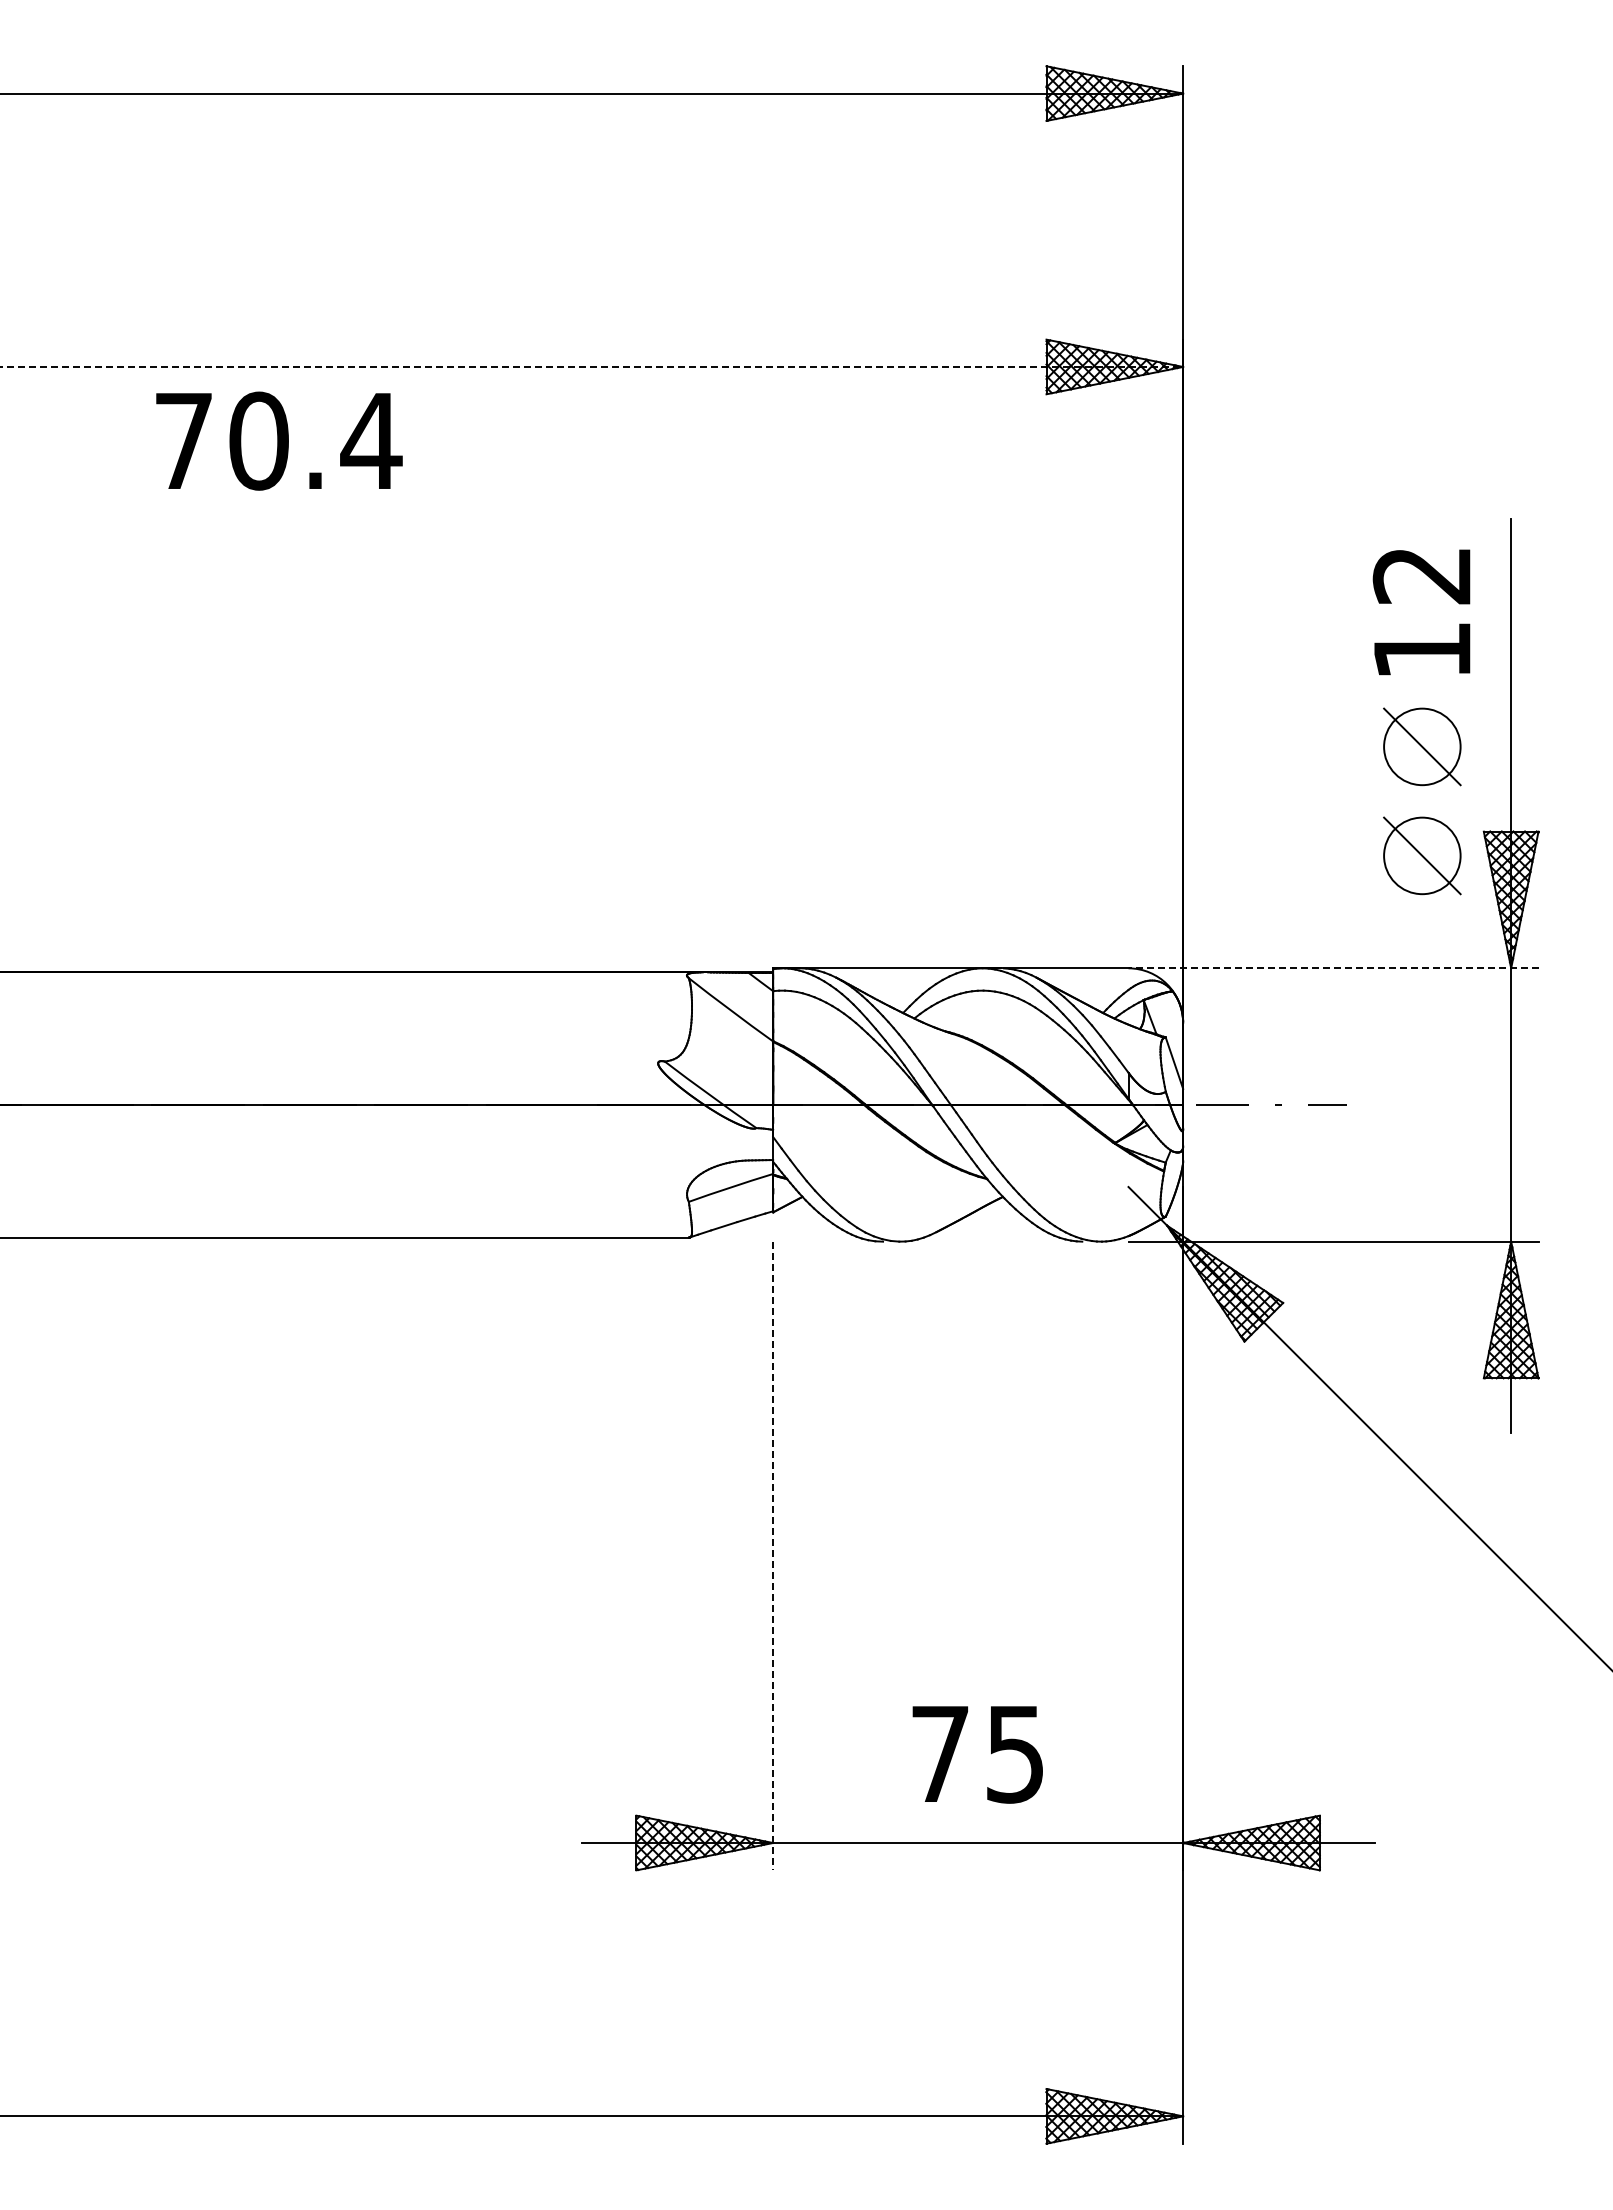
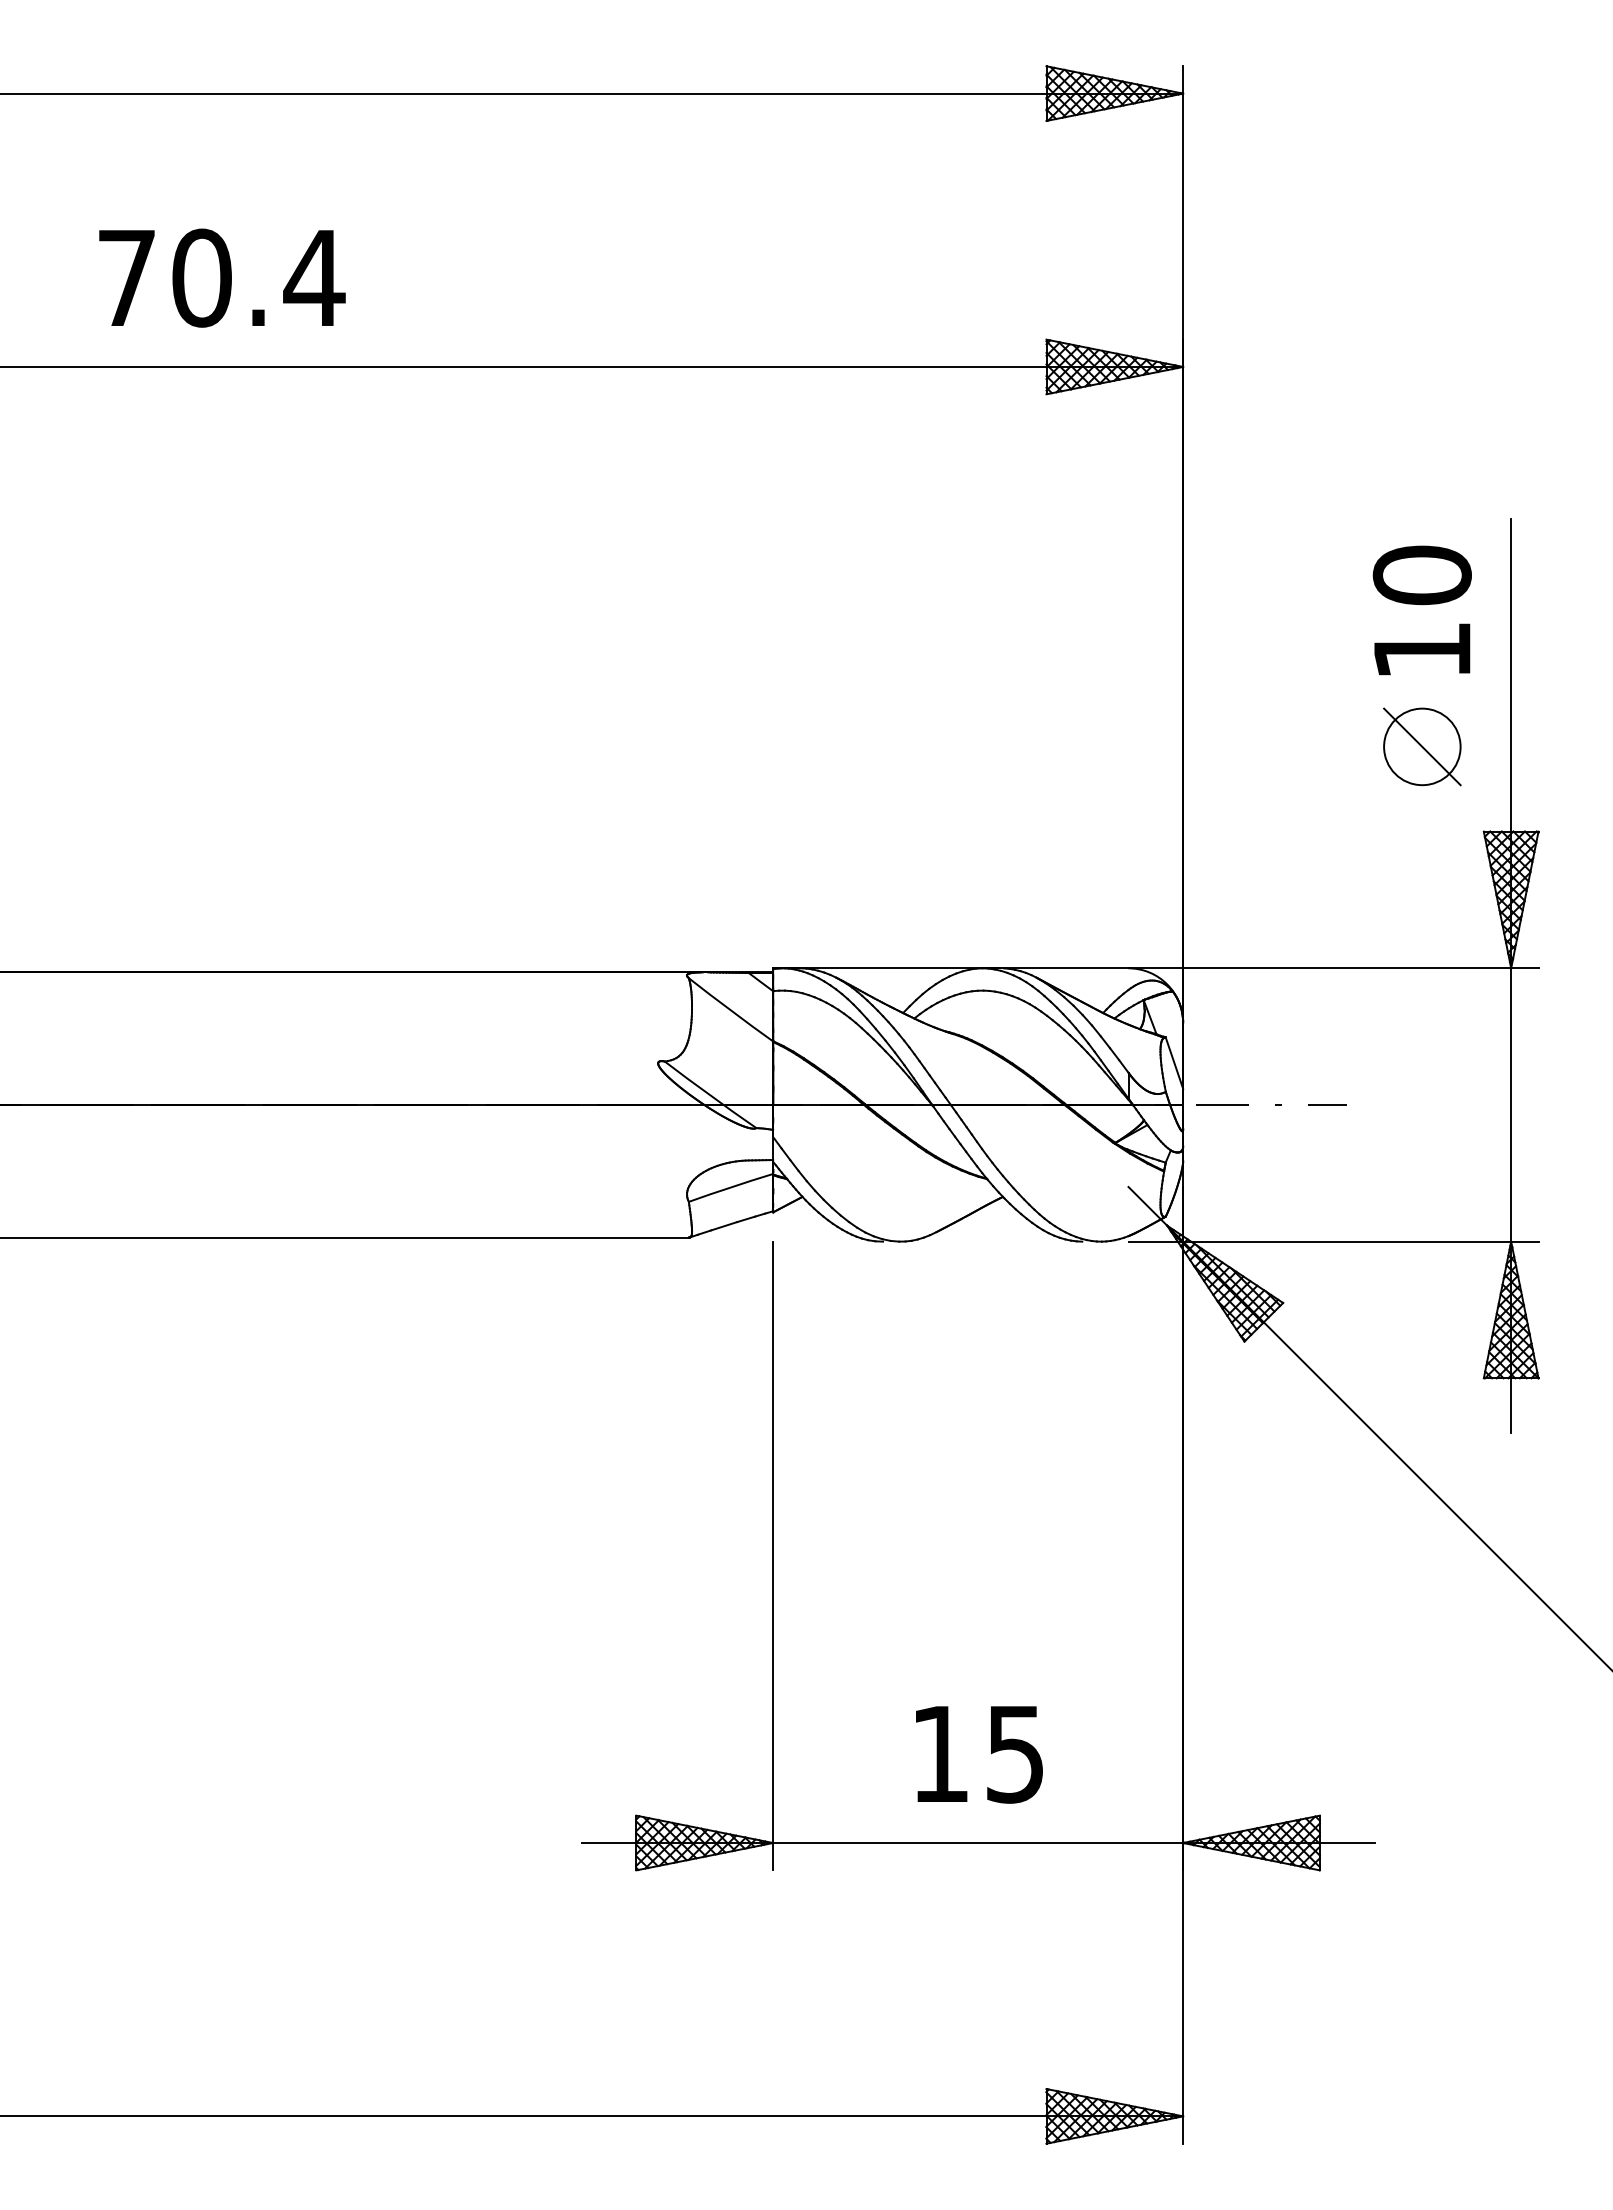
line: dashed -> solid (592, 366)
text position: (279, 440) -> (222, 277) (222, 277)
text: 12 -> 10 (1421, 575)
part: present -> none (1422, 855)
line: dashed -> solid (1333, 968)
line: dashed -> solid (773, 1556)
text: 75 -> 15 (940, 1753)
